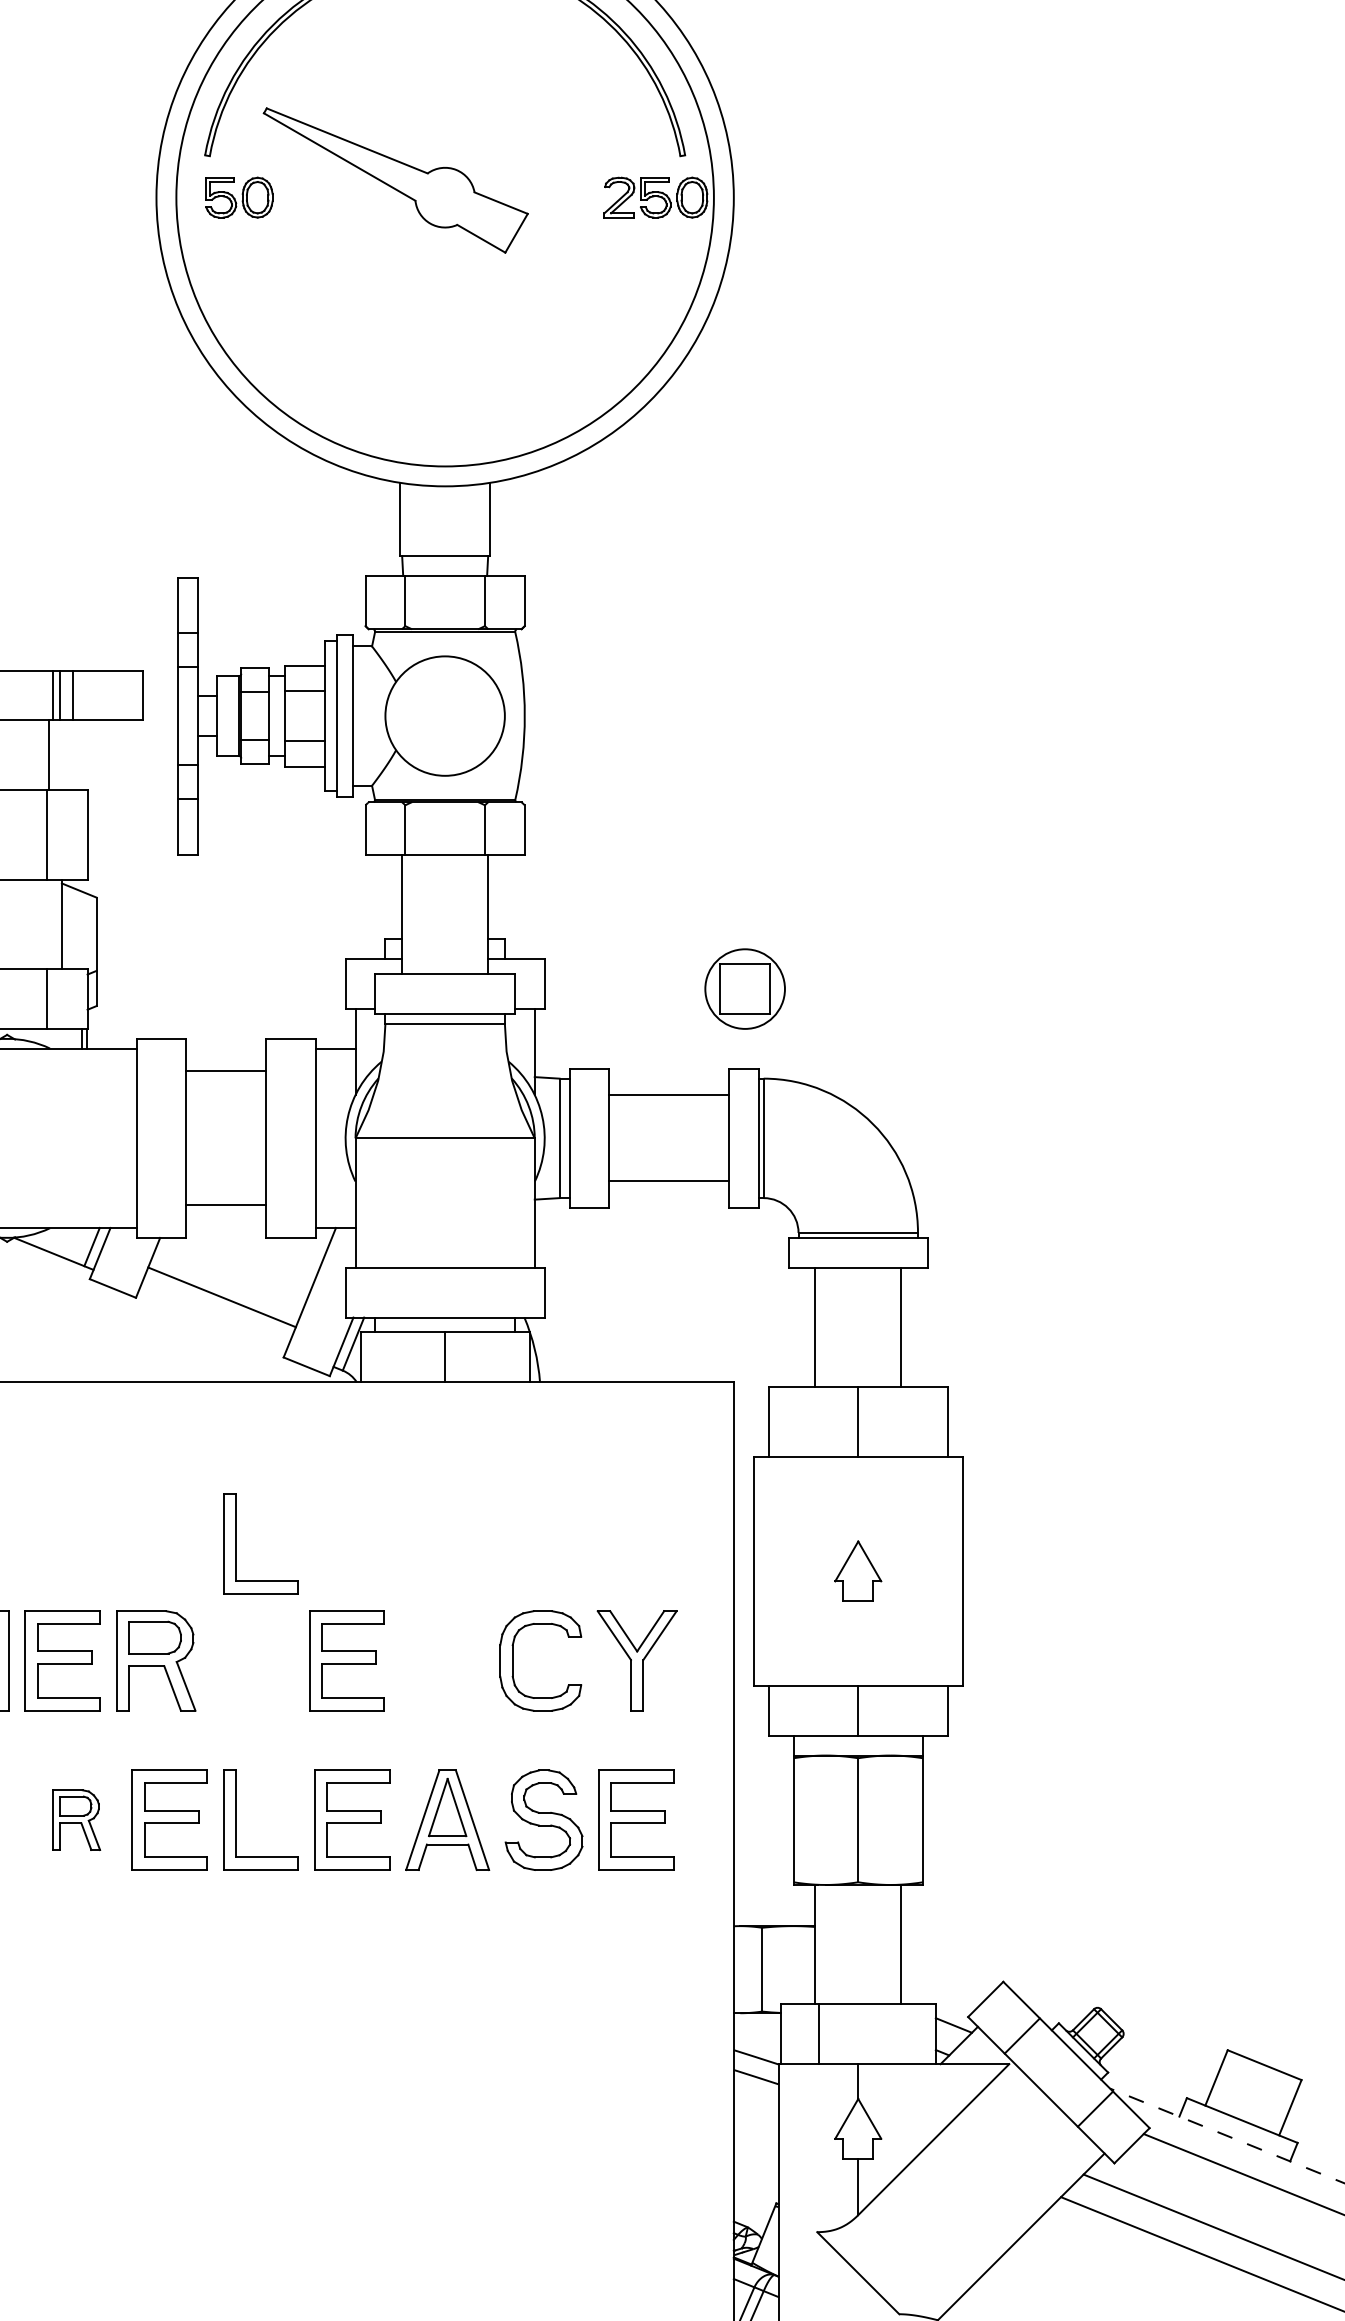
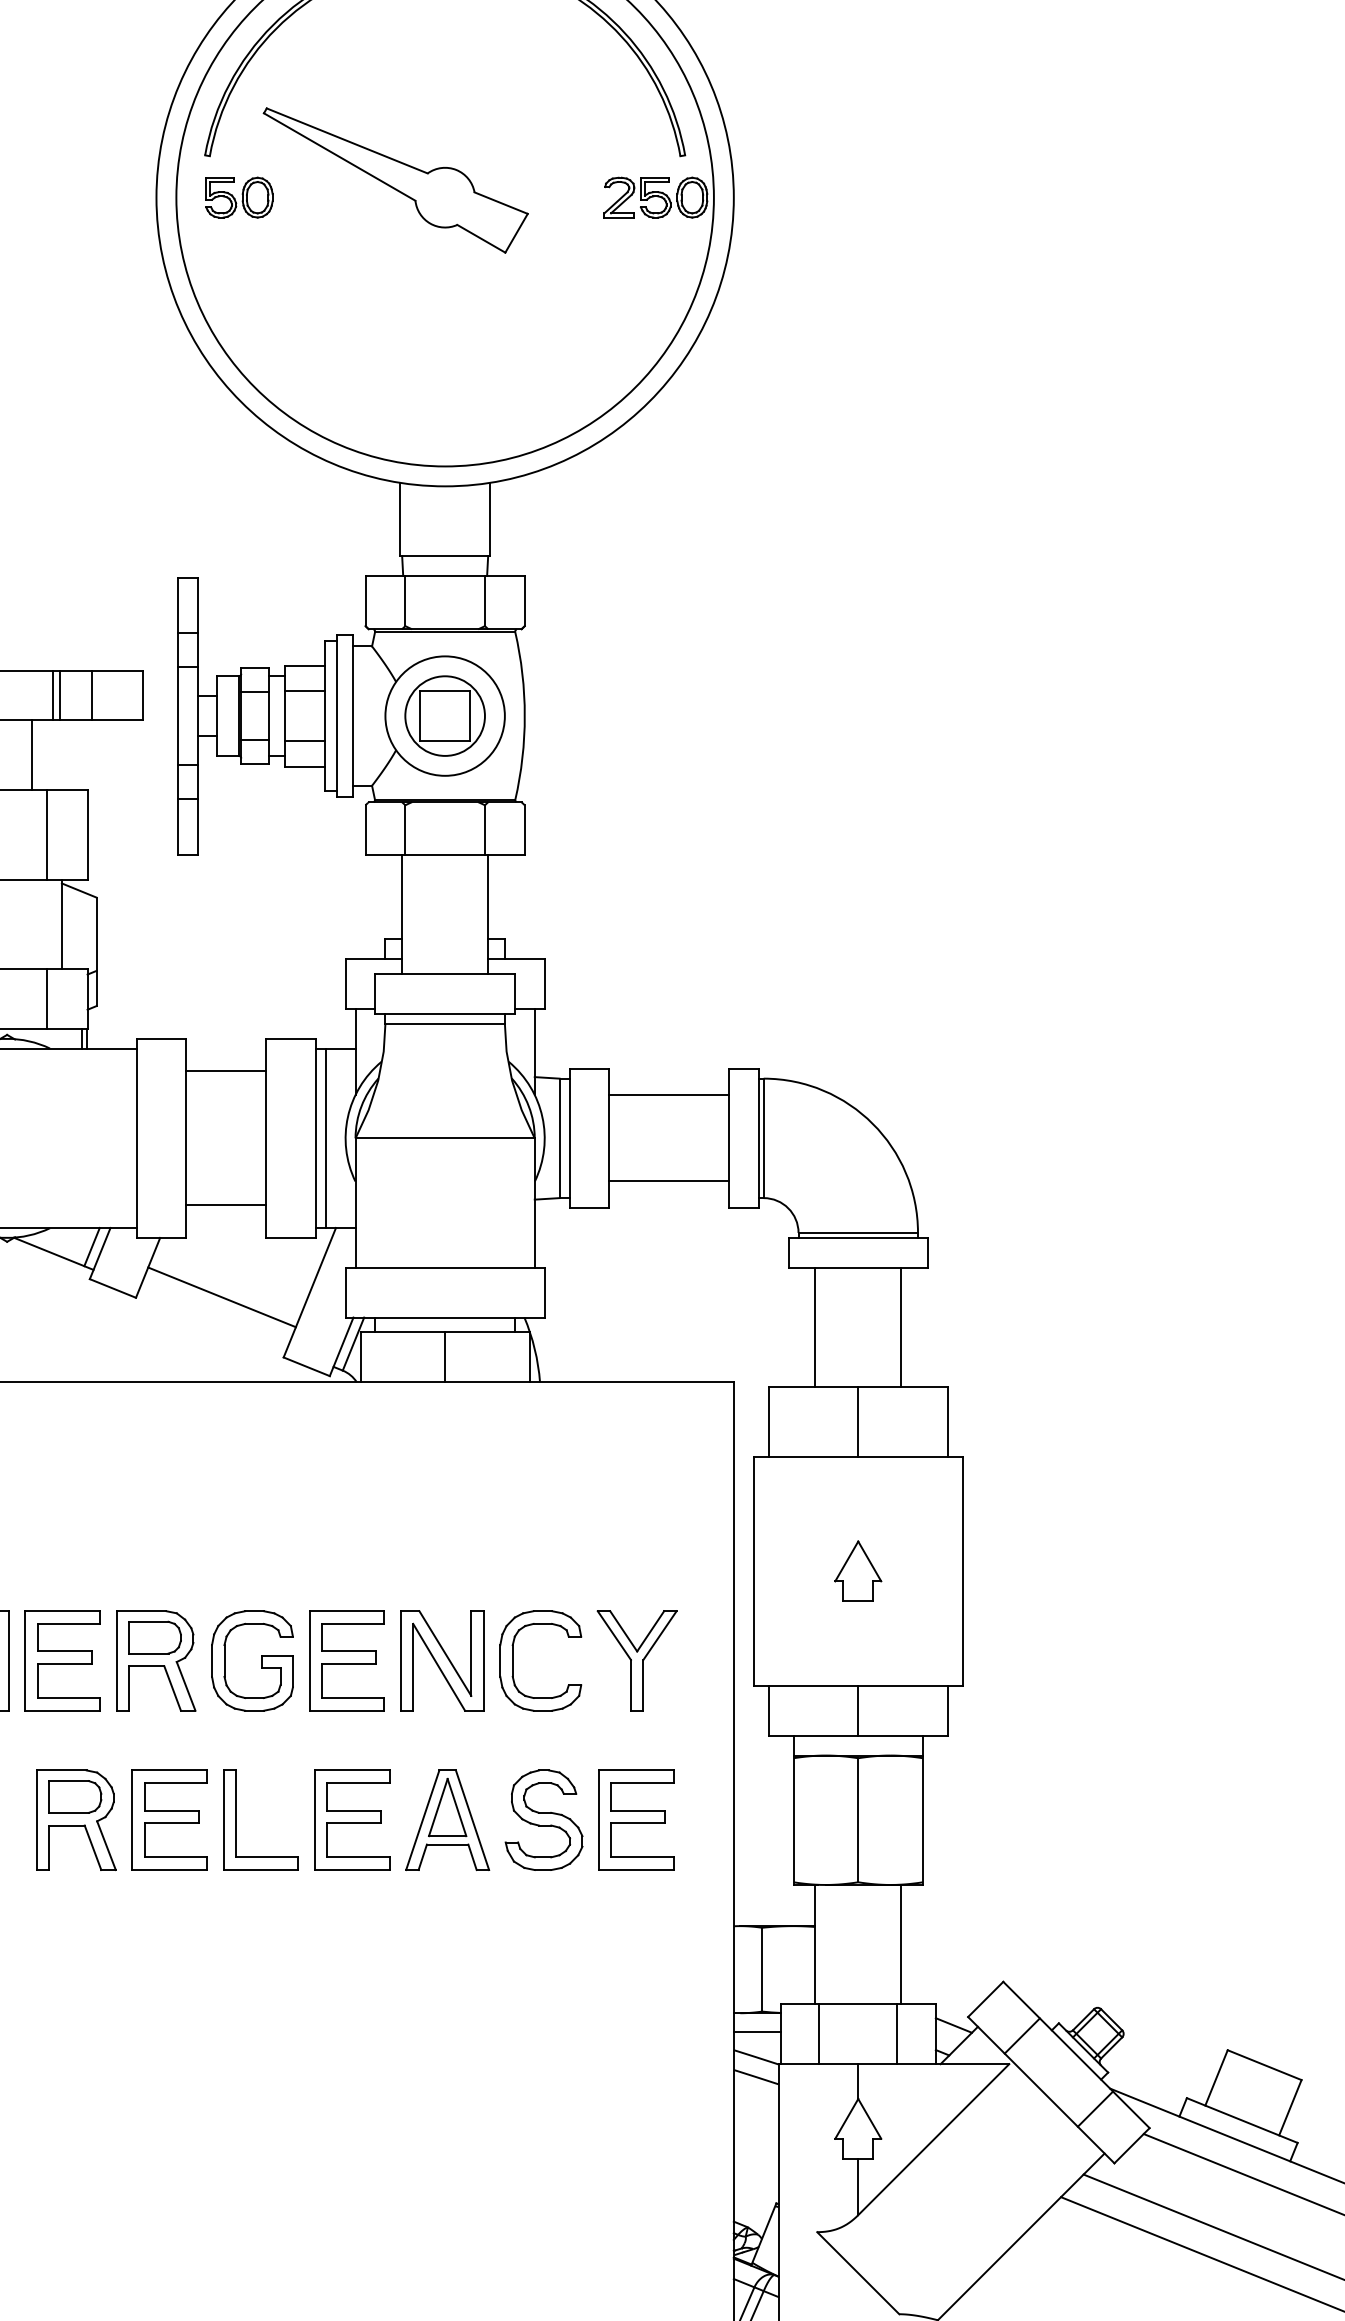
line position: (72, 695) -> (91, 695) (91, 695)
line position: (49, 754) -> (32, 754) (32, 754)
part position: (744, 988) -> (444, 715) (444, 715)
line: none -> present (325, 1137)
part: present -> none (236, 1543)
part: none -> present (261, 1660)
part: none -> present (442, 1660)
part size: 50x62 px -> 81x102 px (76, 1819)
line: none -> present (756, 2032)
line: none -> present (897, 2034)
line: dashed -> solid (1226, 2135)
